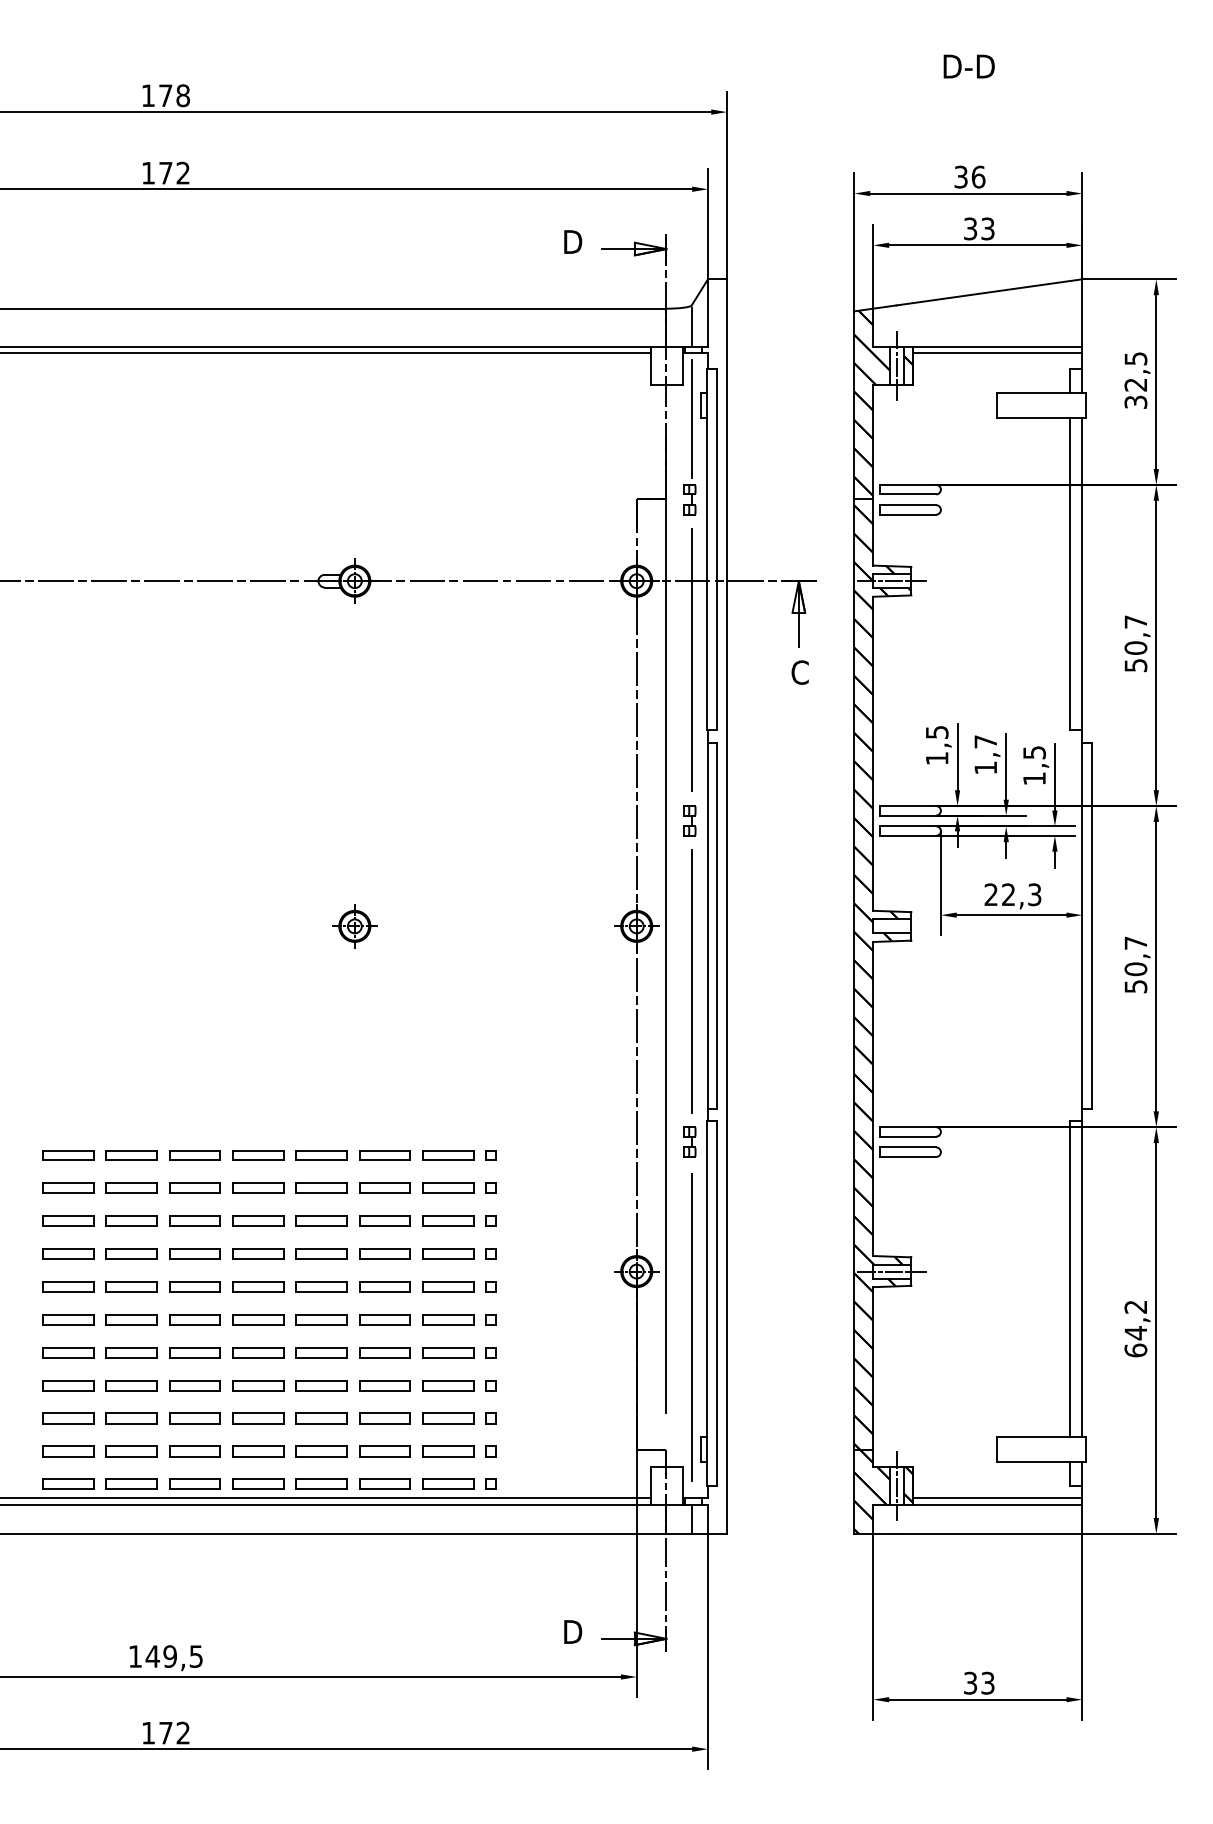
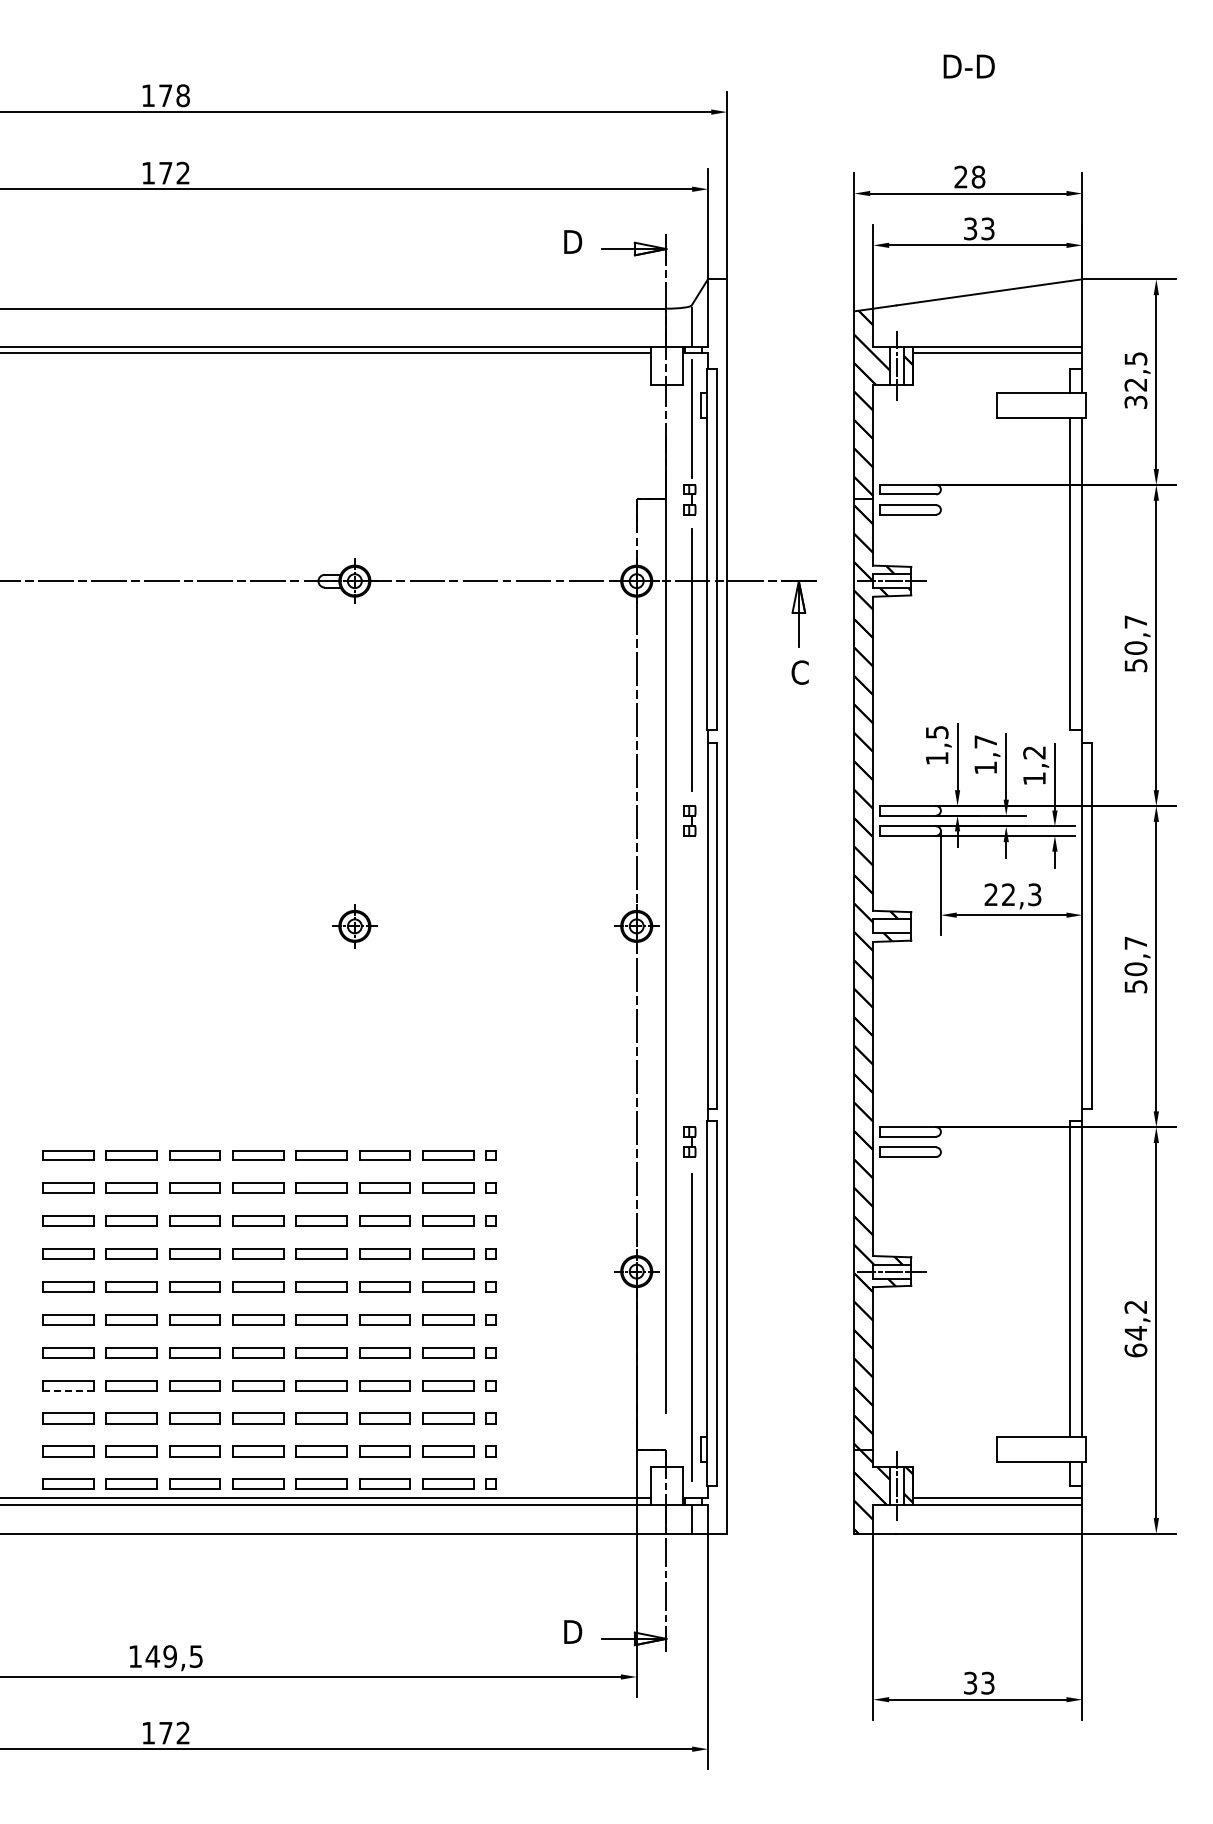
text: 36 -> 28 (969, 176)
text: 1,5 -> 1,2 (1034, 752)
line: present -> none (691, 981)
line: solid -> dashed (67, 1390)
